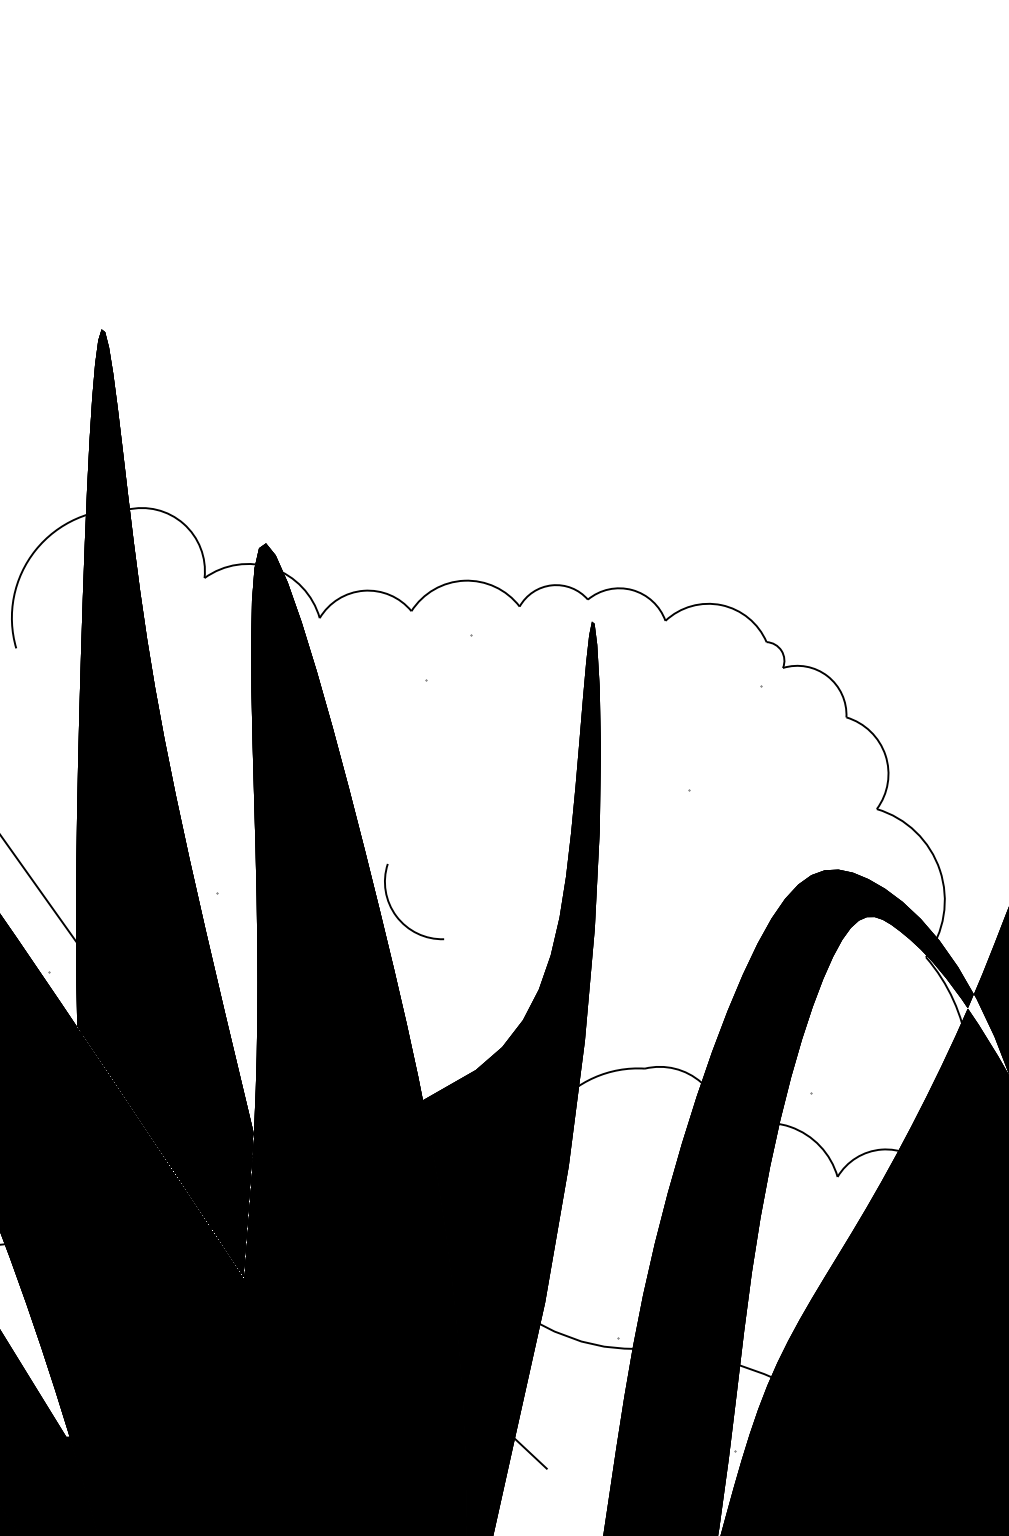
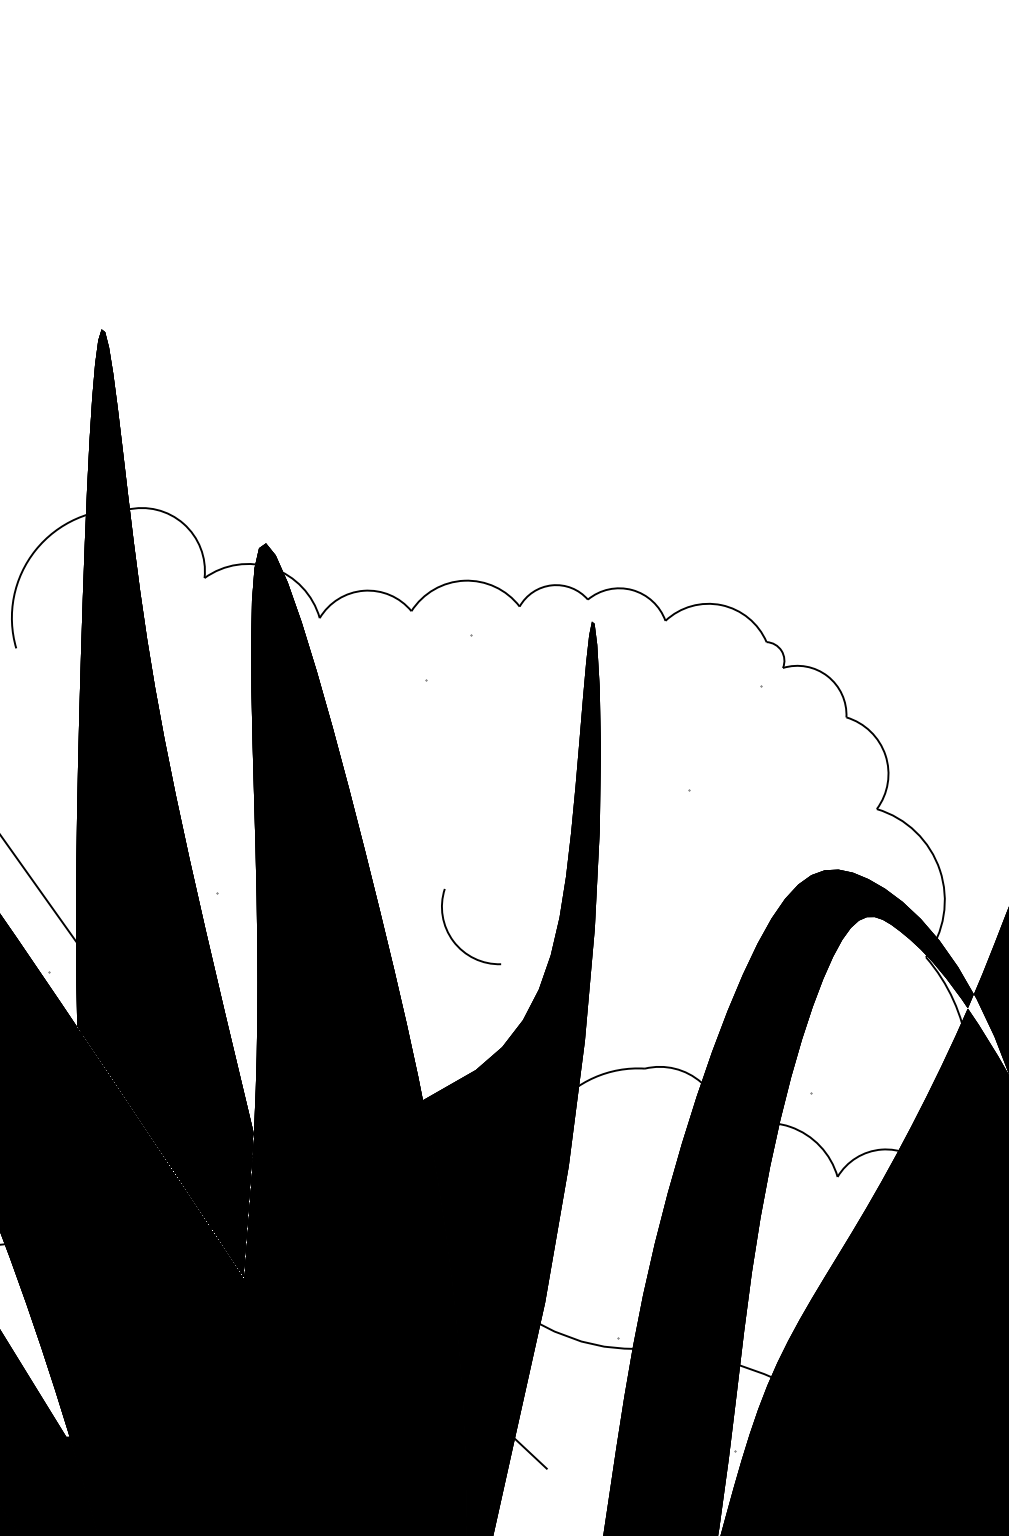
arc position: (396, 914) -> (453, 939) (453, 939)
